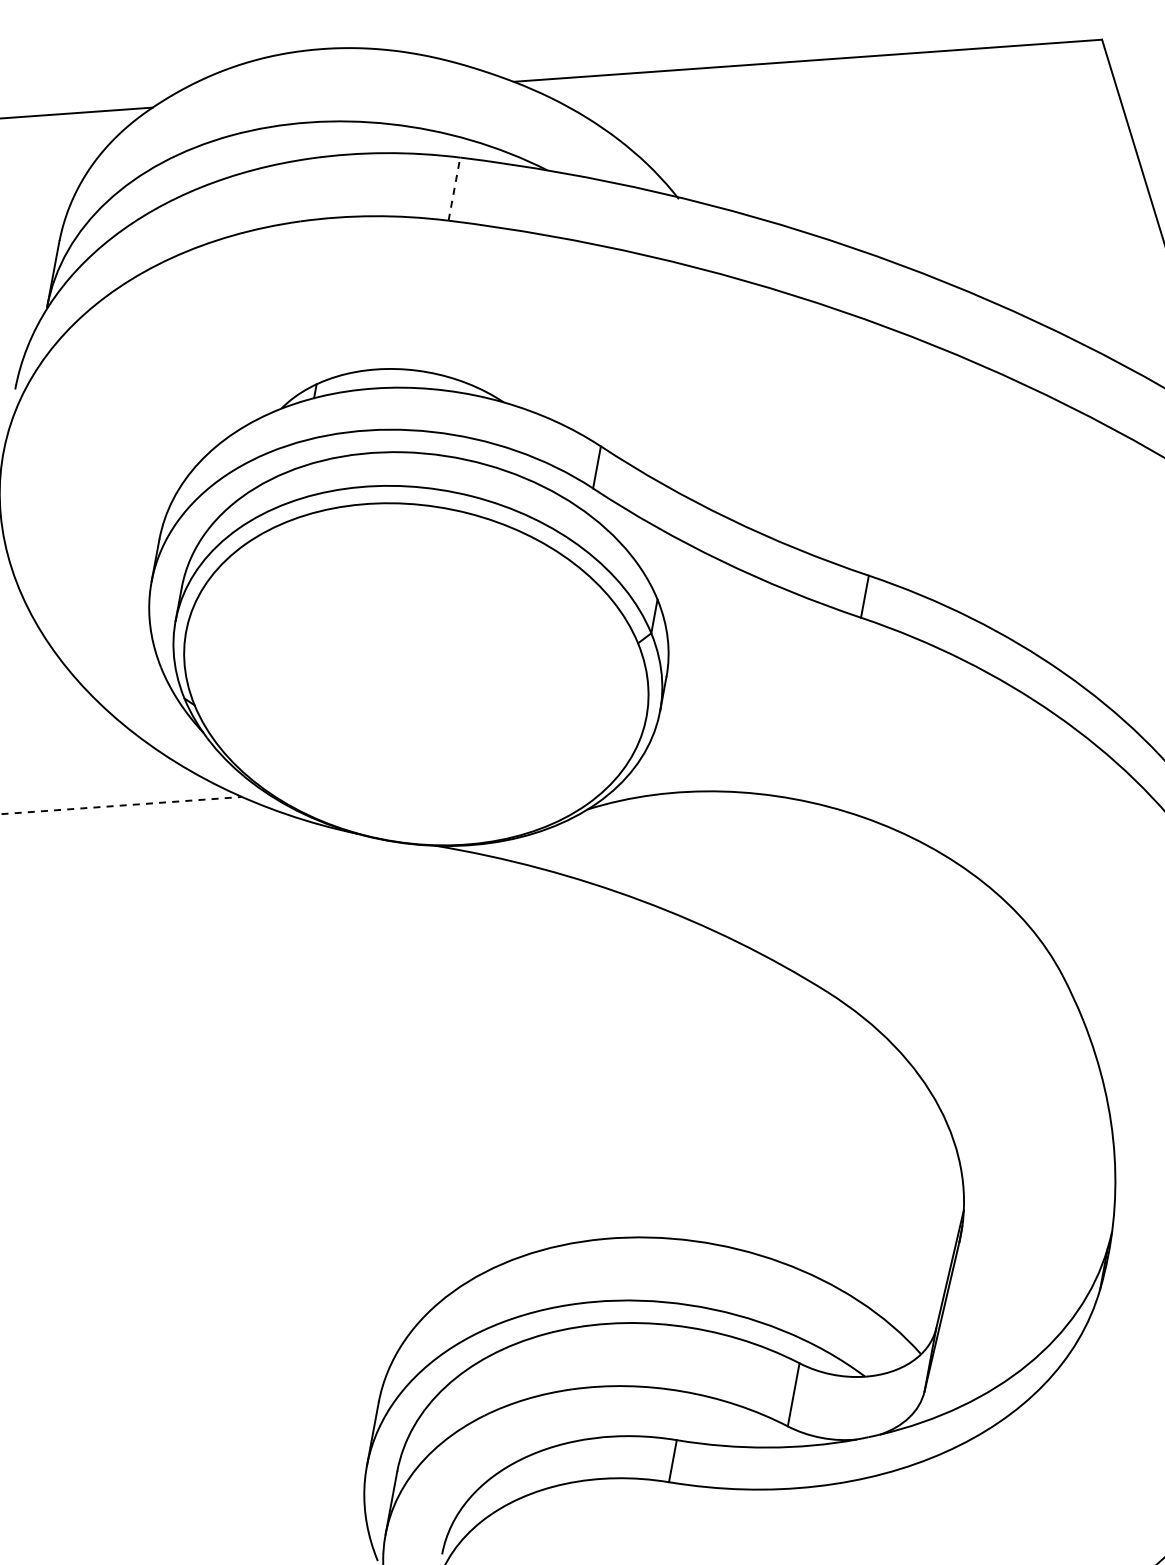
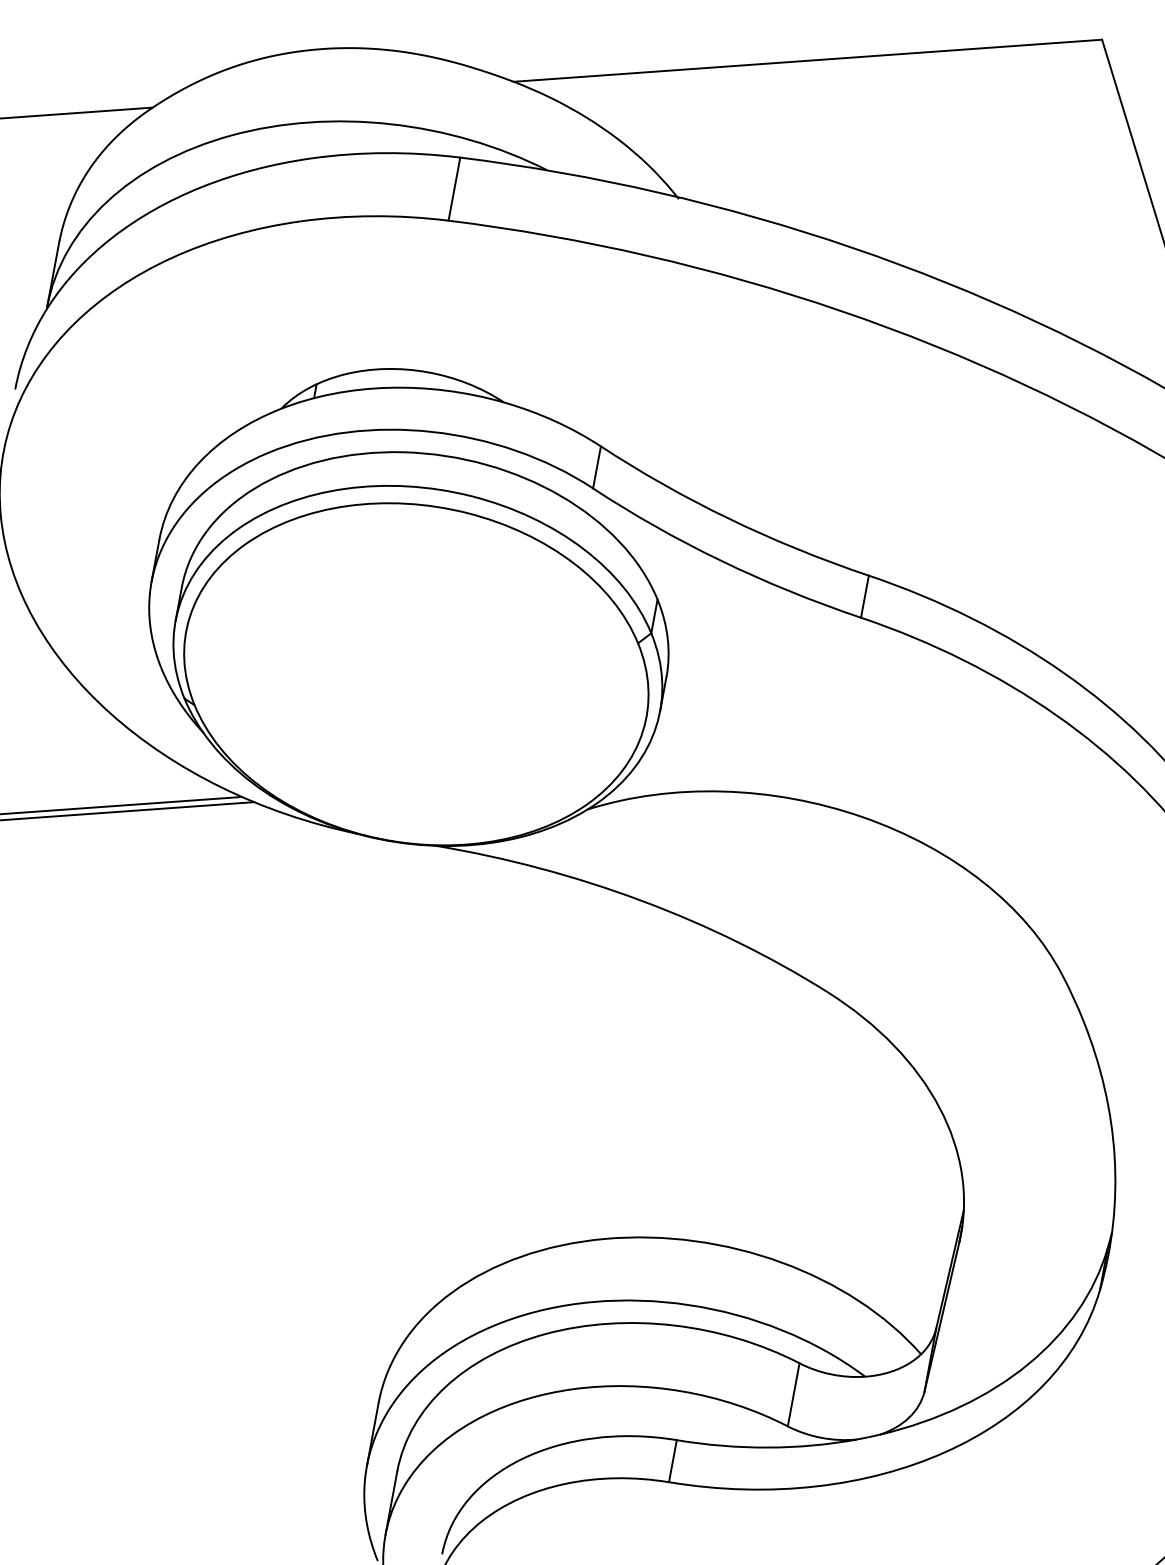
line: dashed -> solid (454, 188)
line: dashed -> solid (121, 805)
line: none -> present (128, 811)
